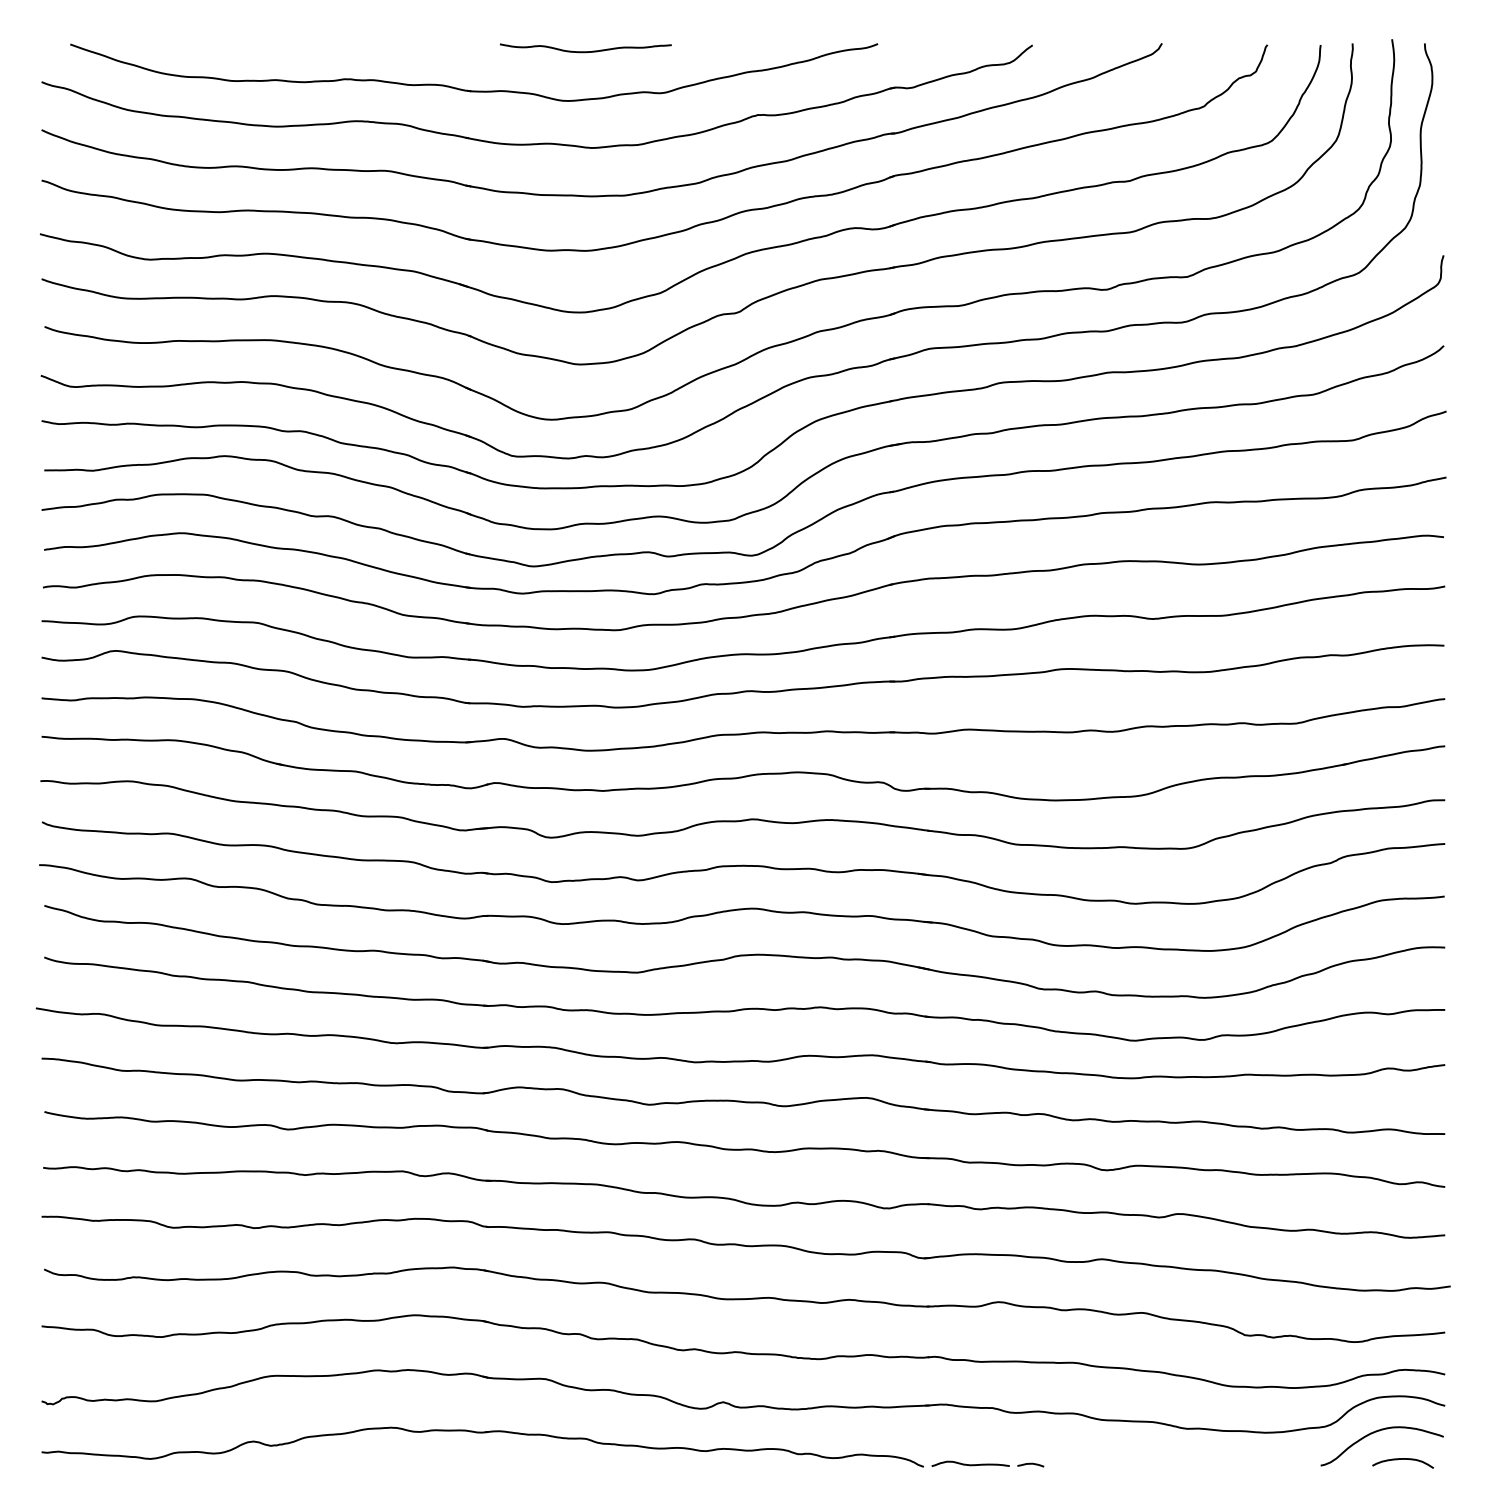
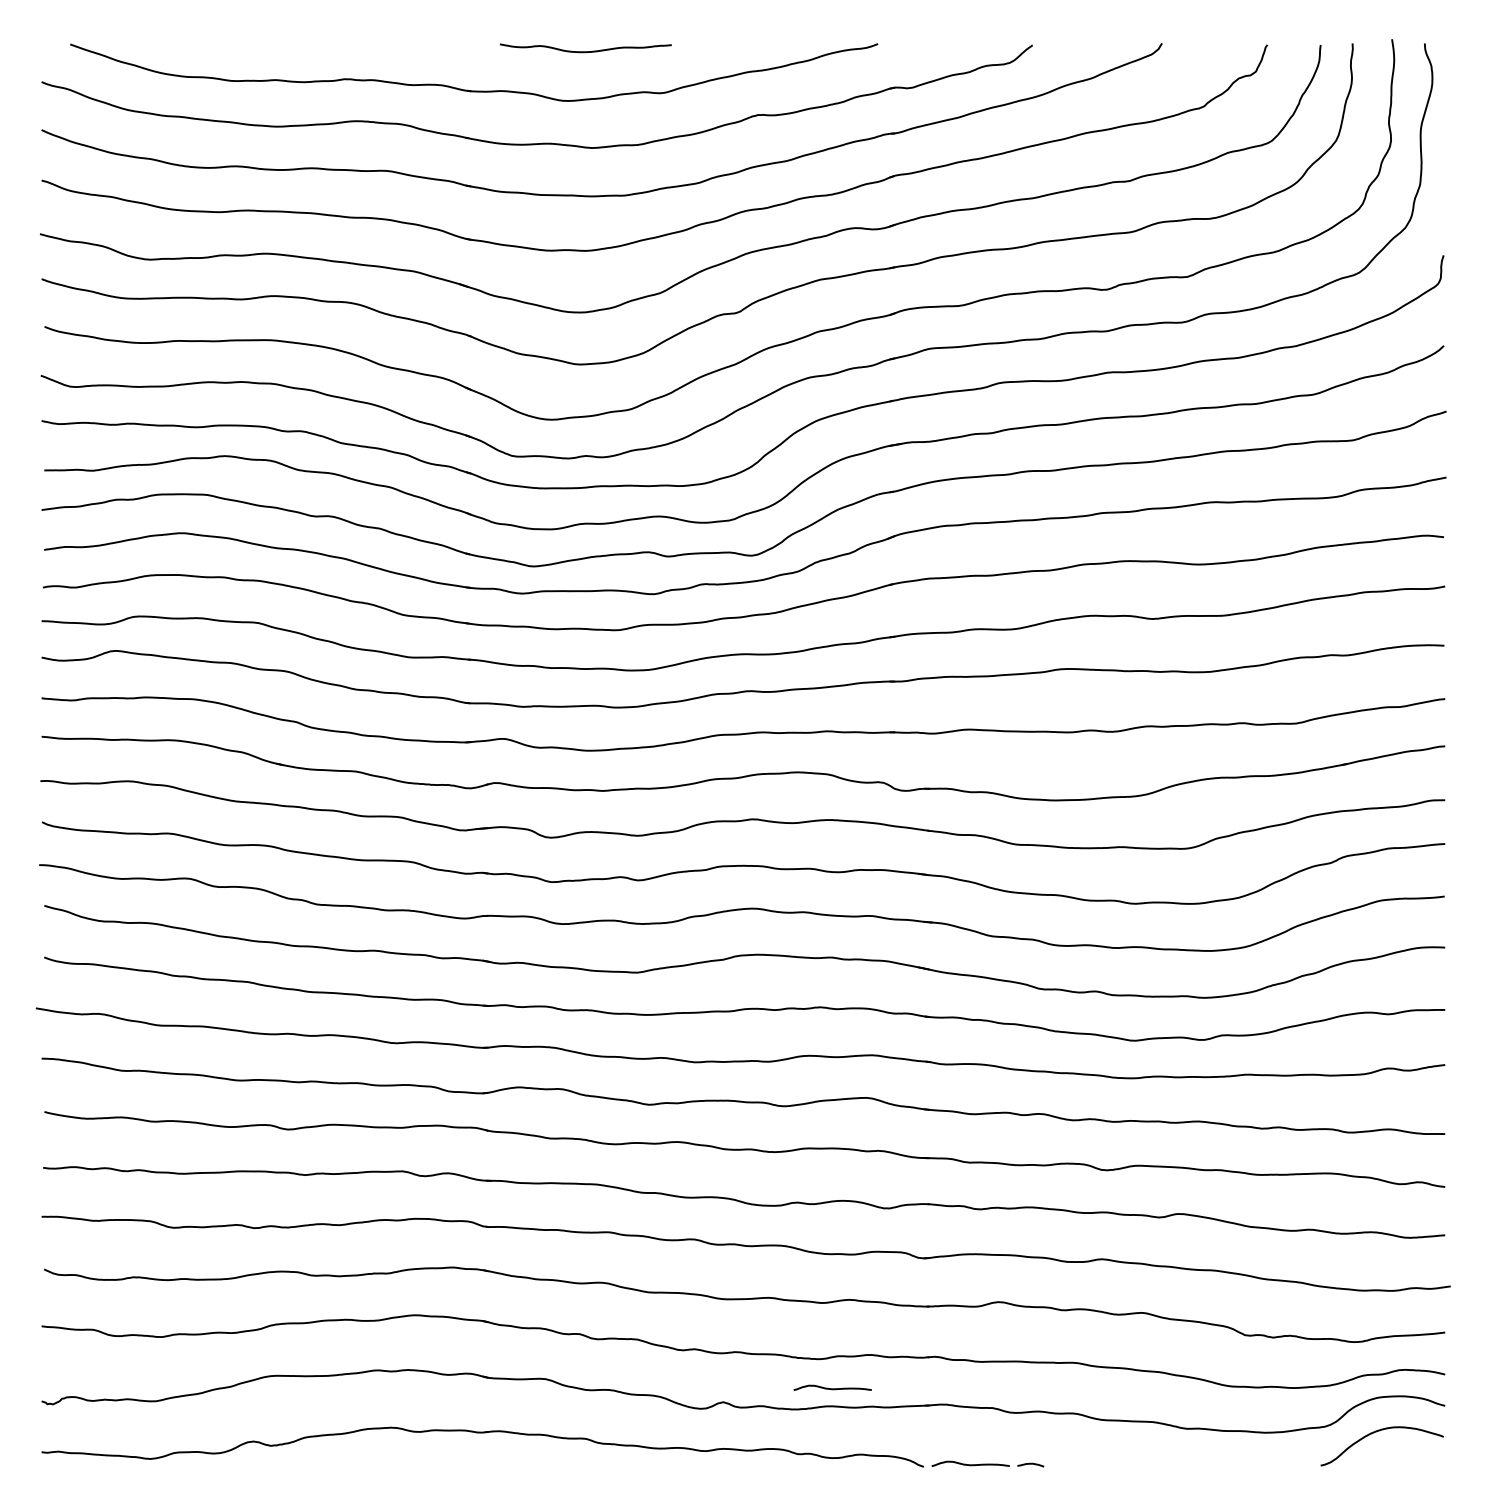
curve: none -> present (832, 1388)
curve: present -> none (1402, 1459)
